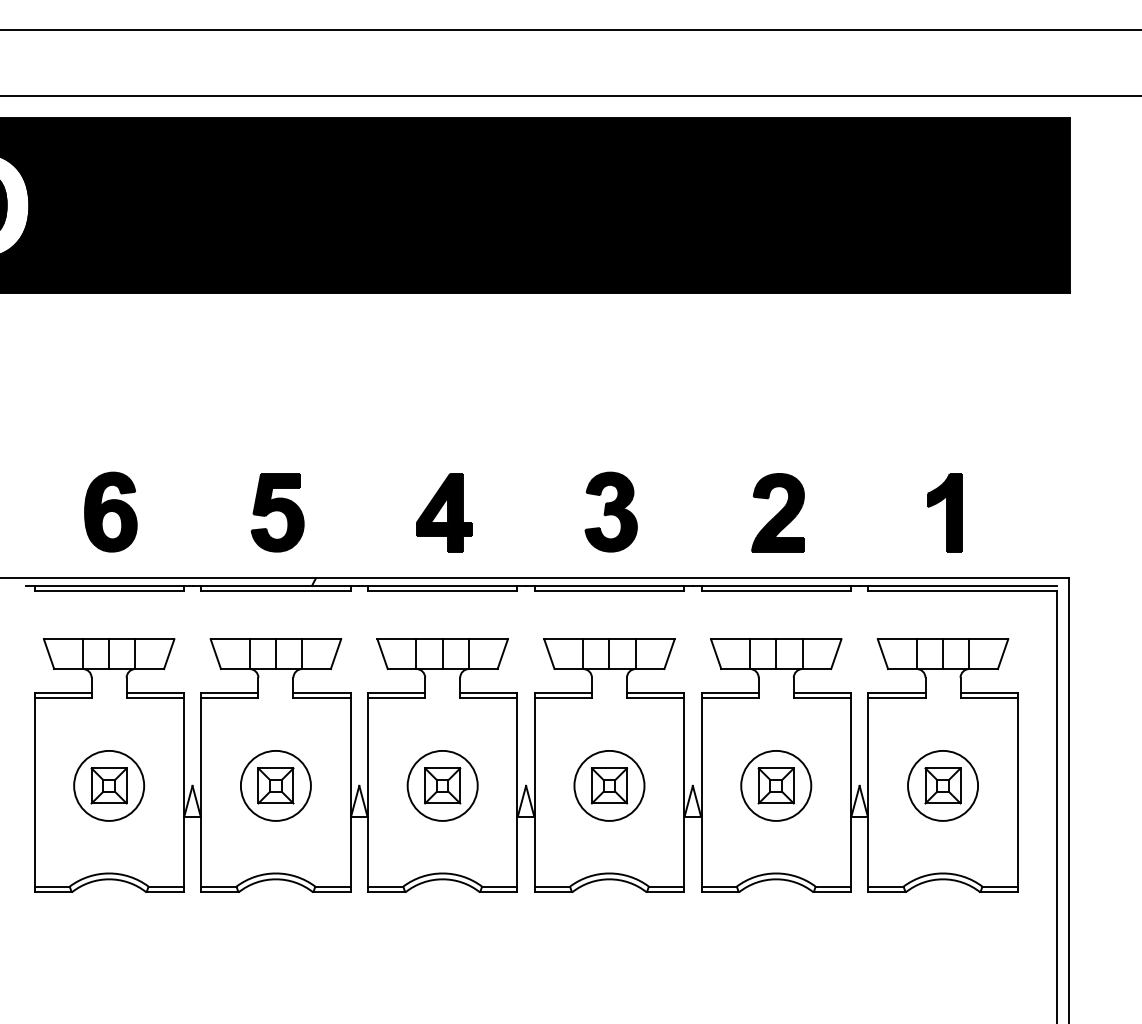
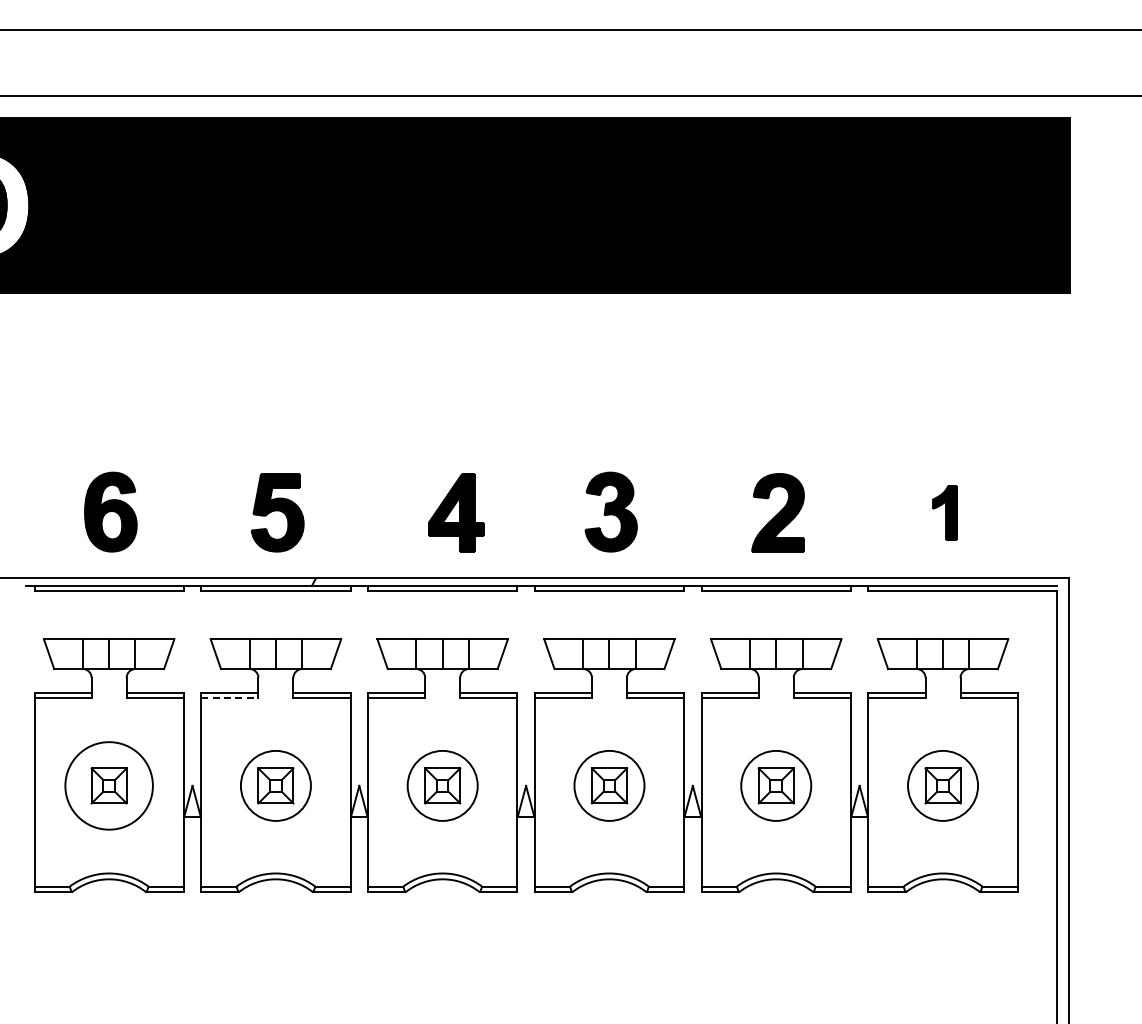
part position: (444, 512) -> (456, 512) (456, 512)
part size: 36x80 px -> 26x56 px (944, 512)
line: solid -> dashed (229, 698)
circle diameter: 70 px -> 88 px (108, 785)
